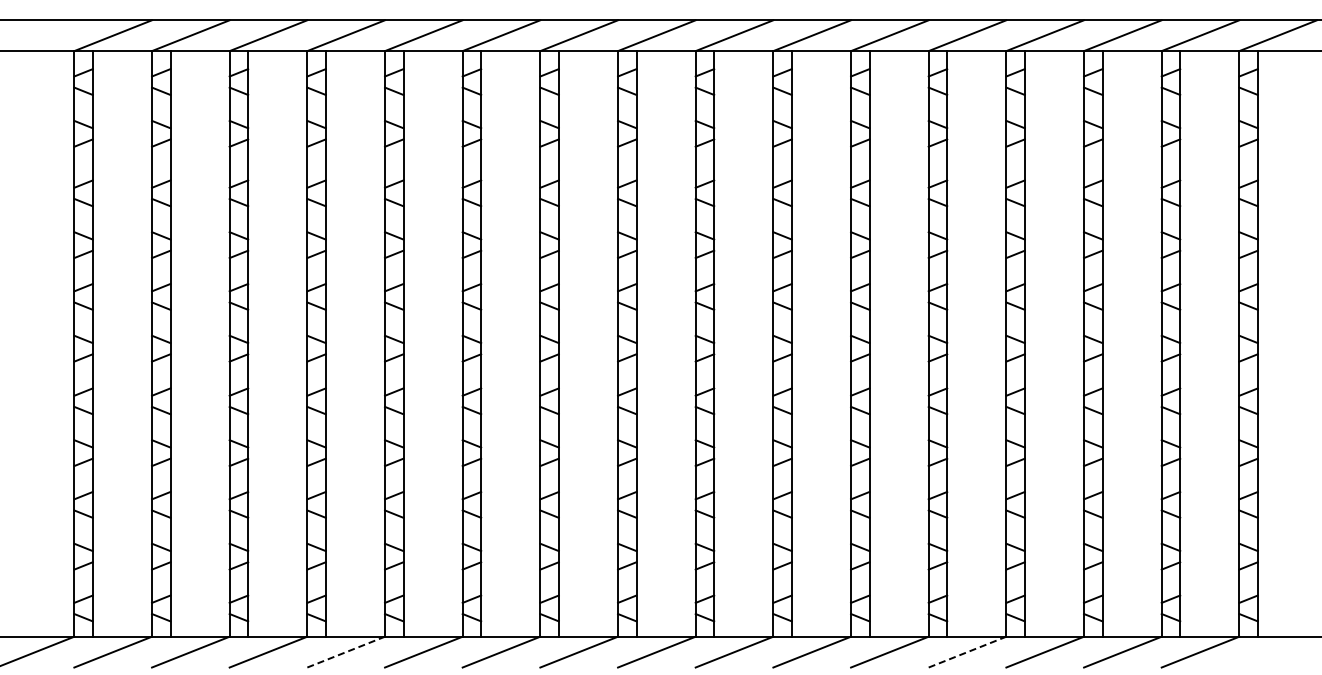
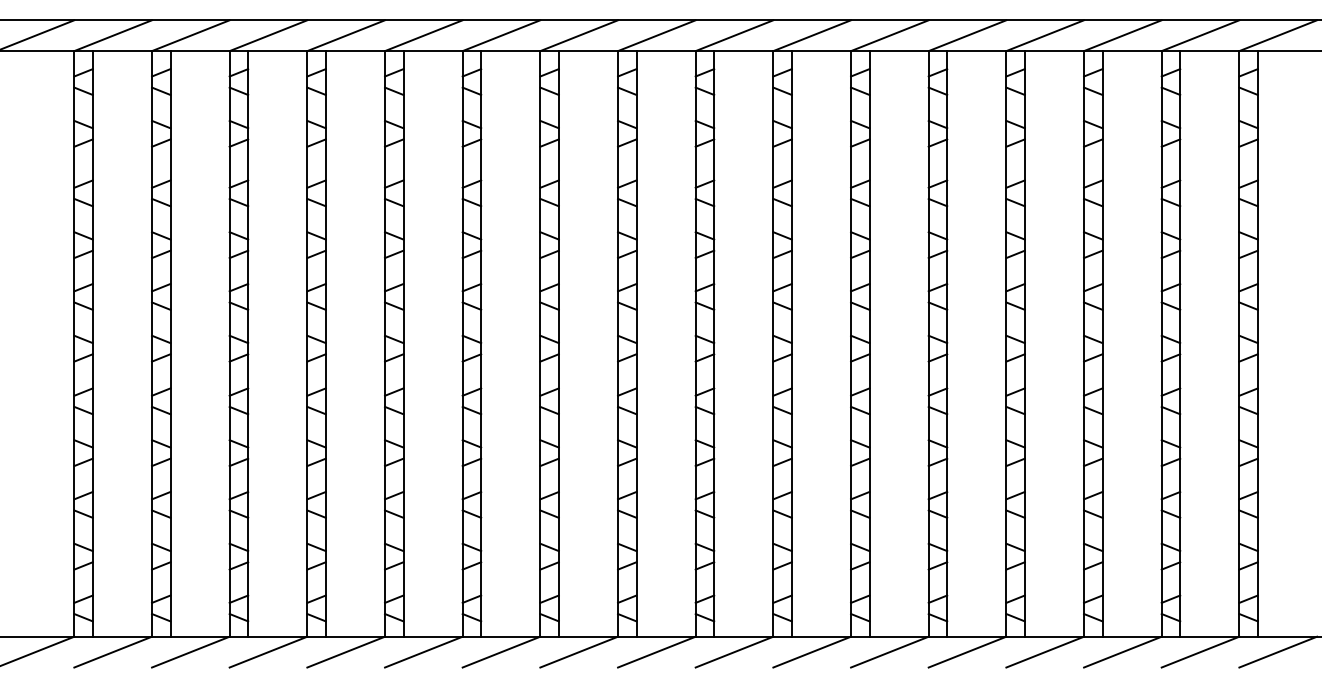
line: none -> present (38, 34)
line: none -> present (1278, 651)
line: dashed -> solid (346, 652)
line: dashed -> solid (967, 652)
